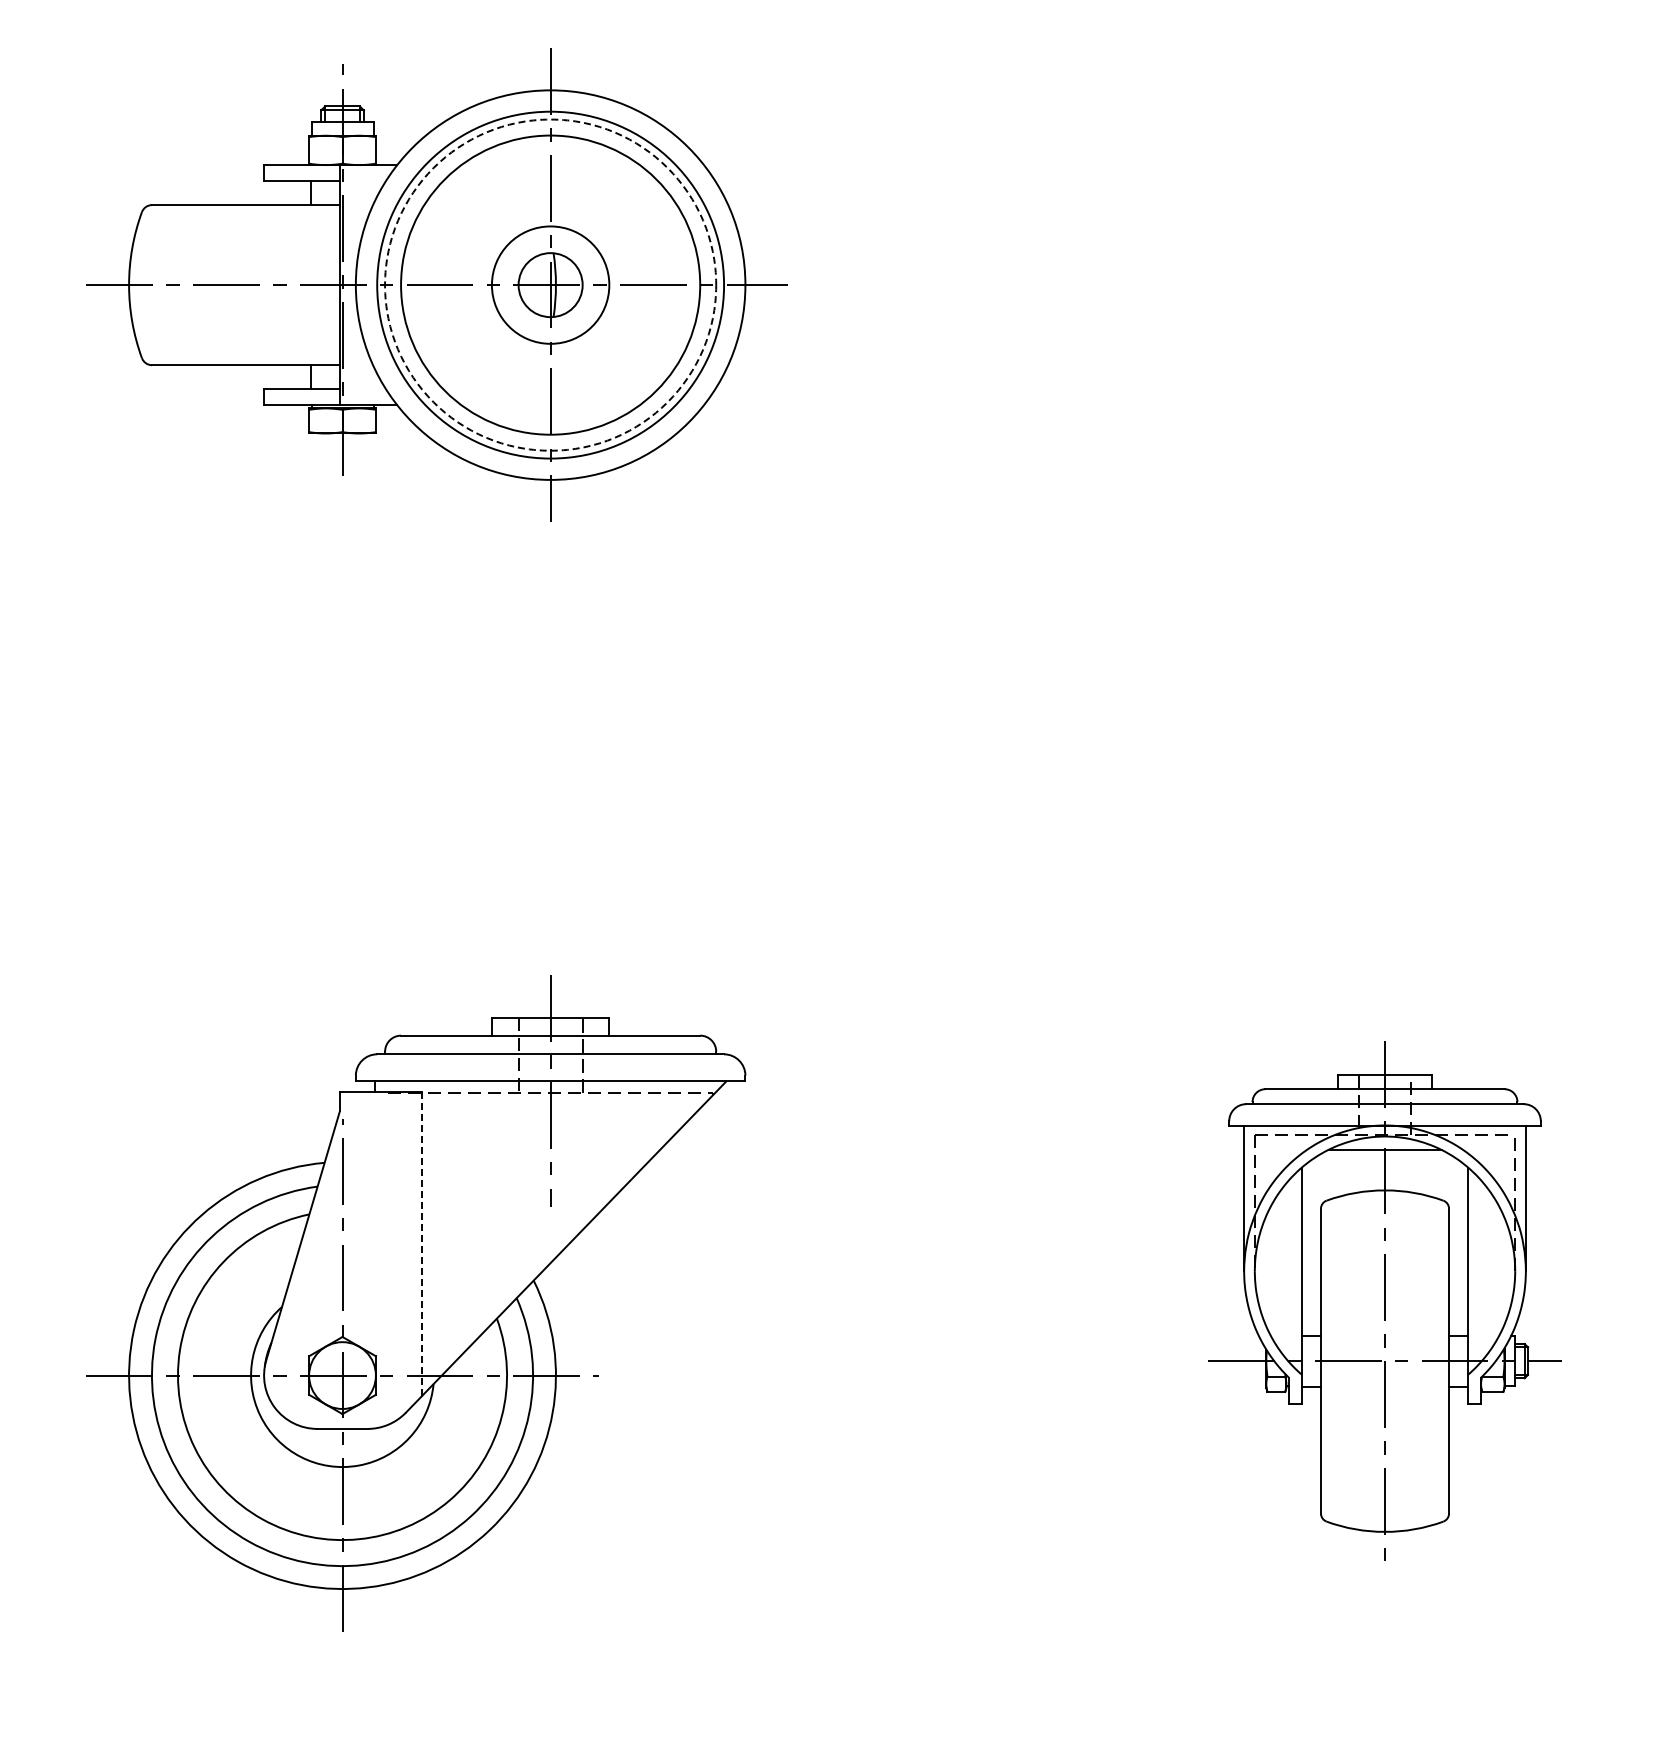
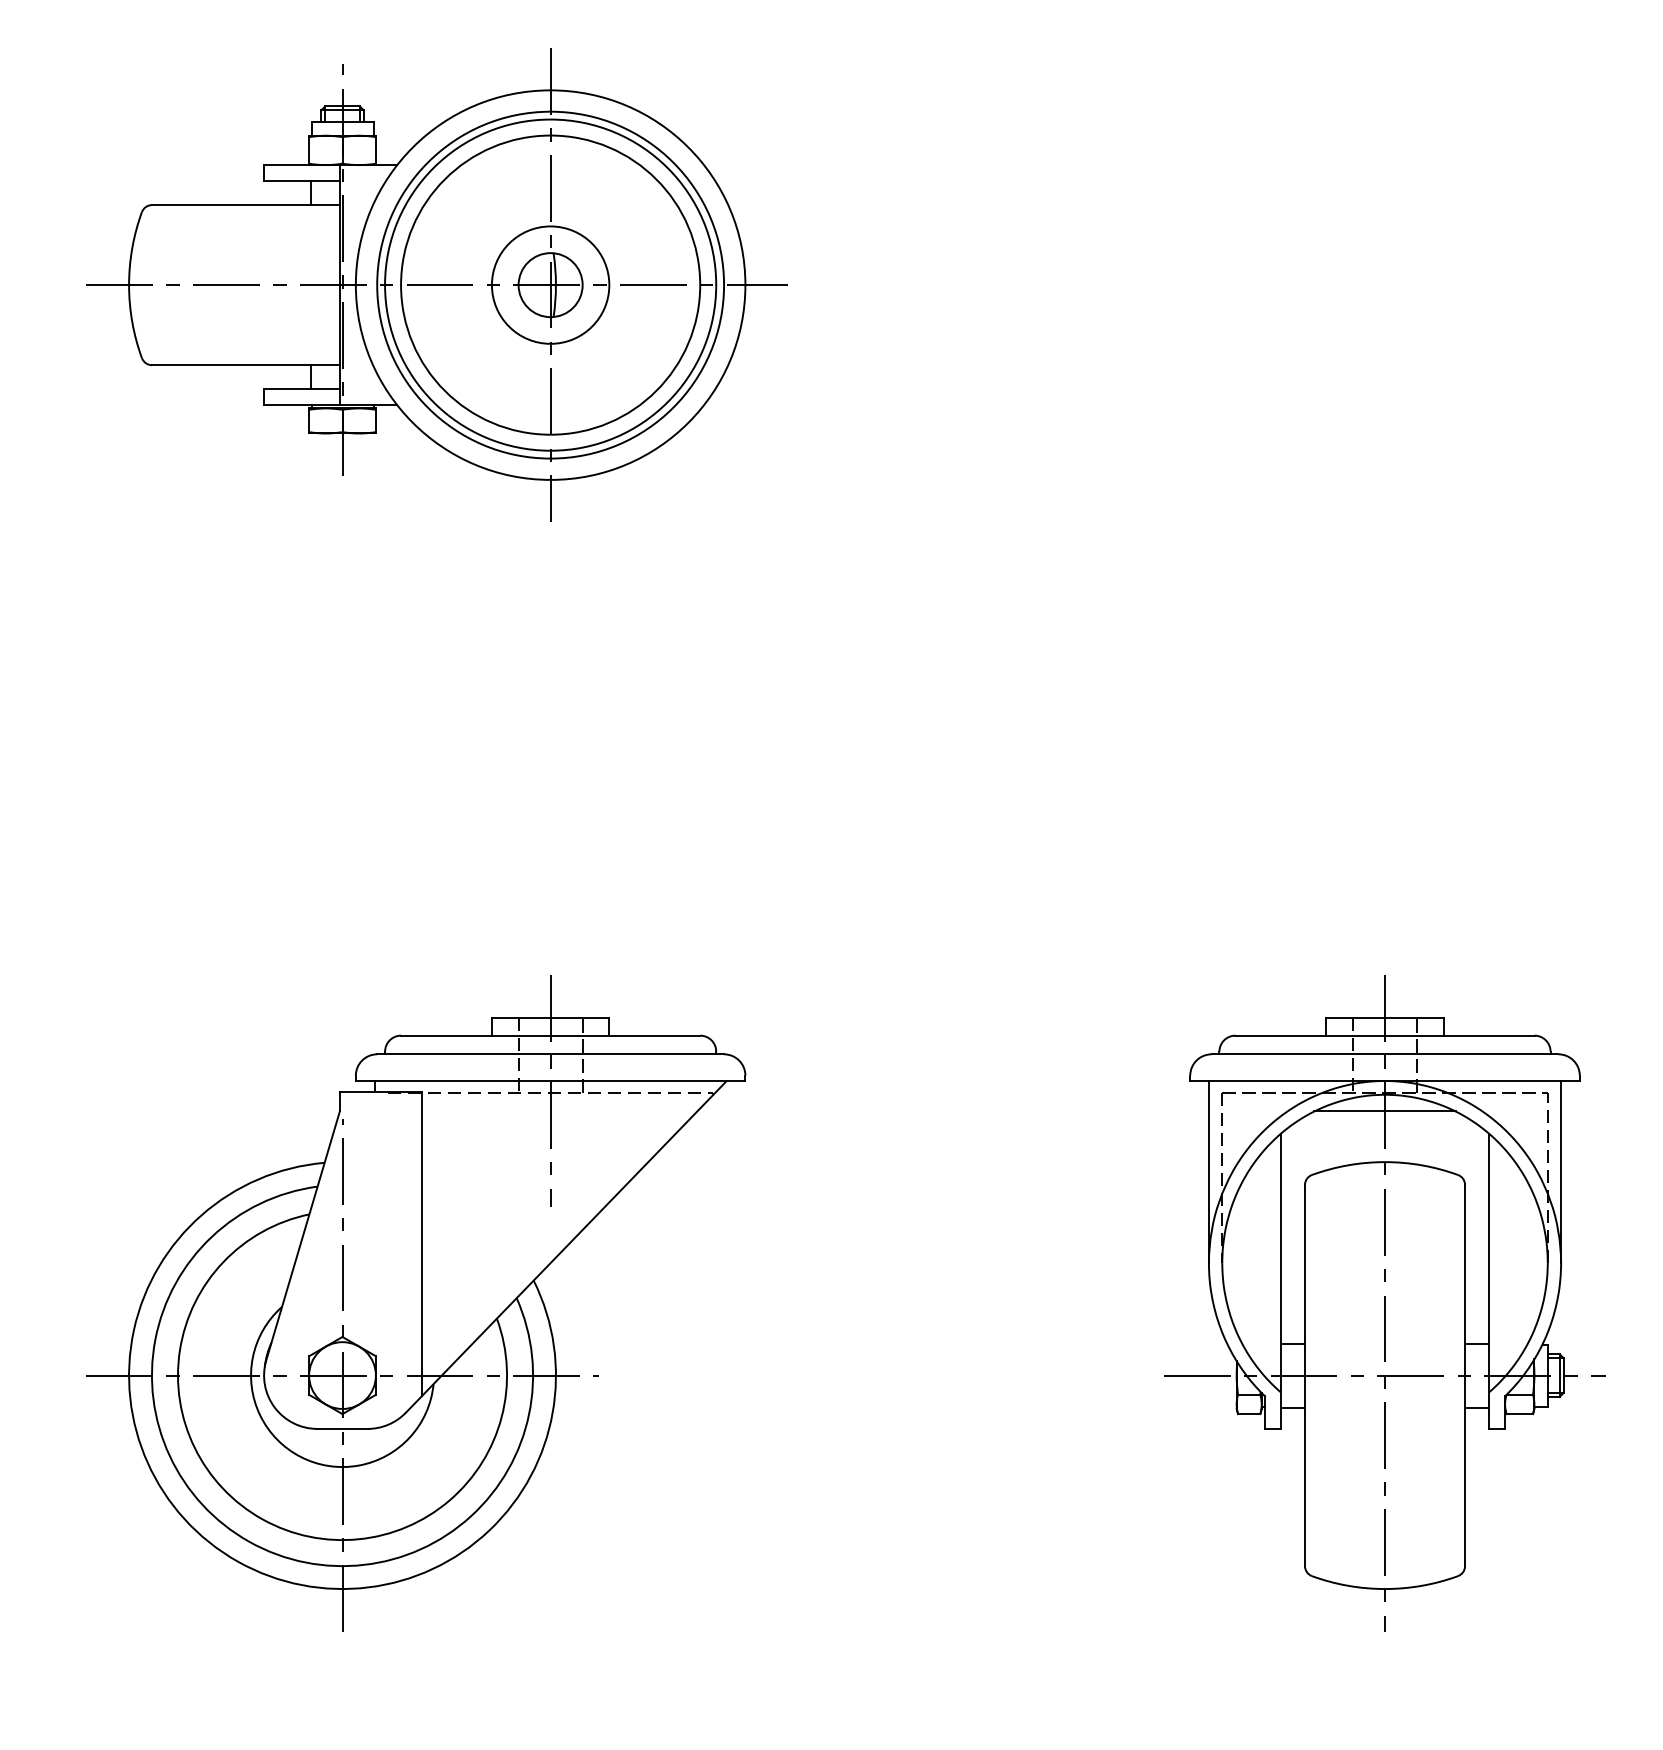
circle: dashed -> solid (550, 284)
line: dashed -> solid (421, 1244)
part size: 354x520 px -> 442x657 px (1384, 1303)
